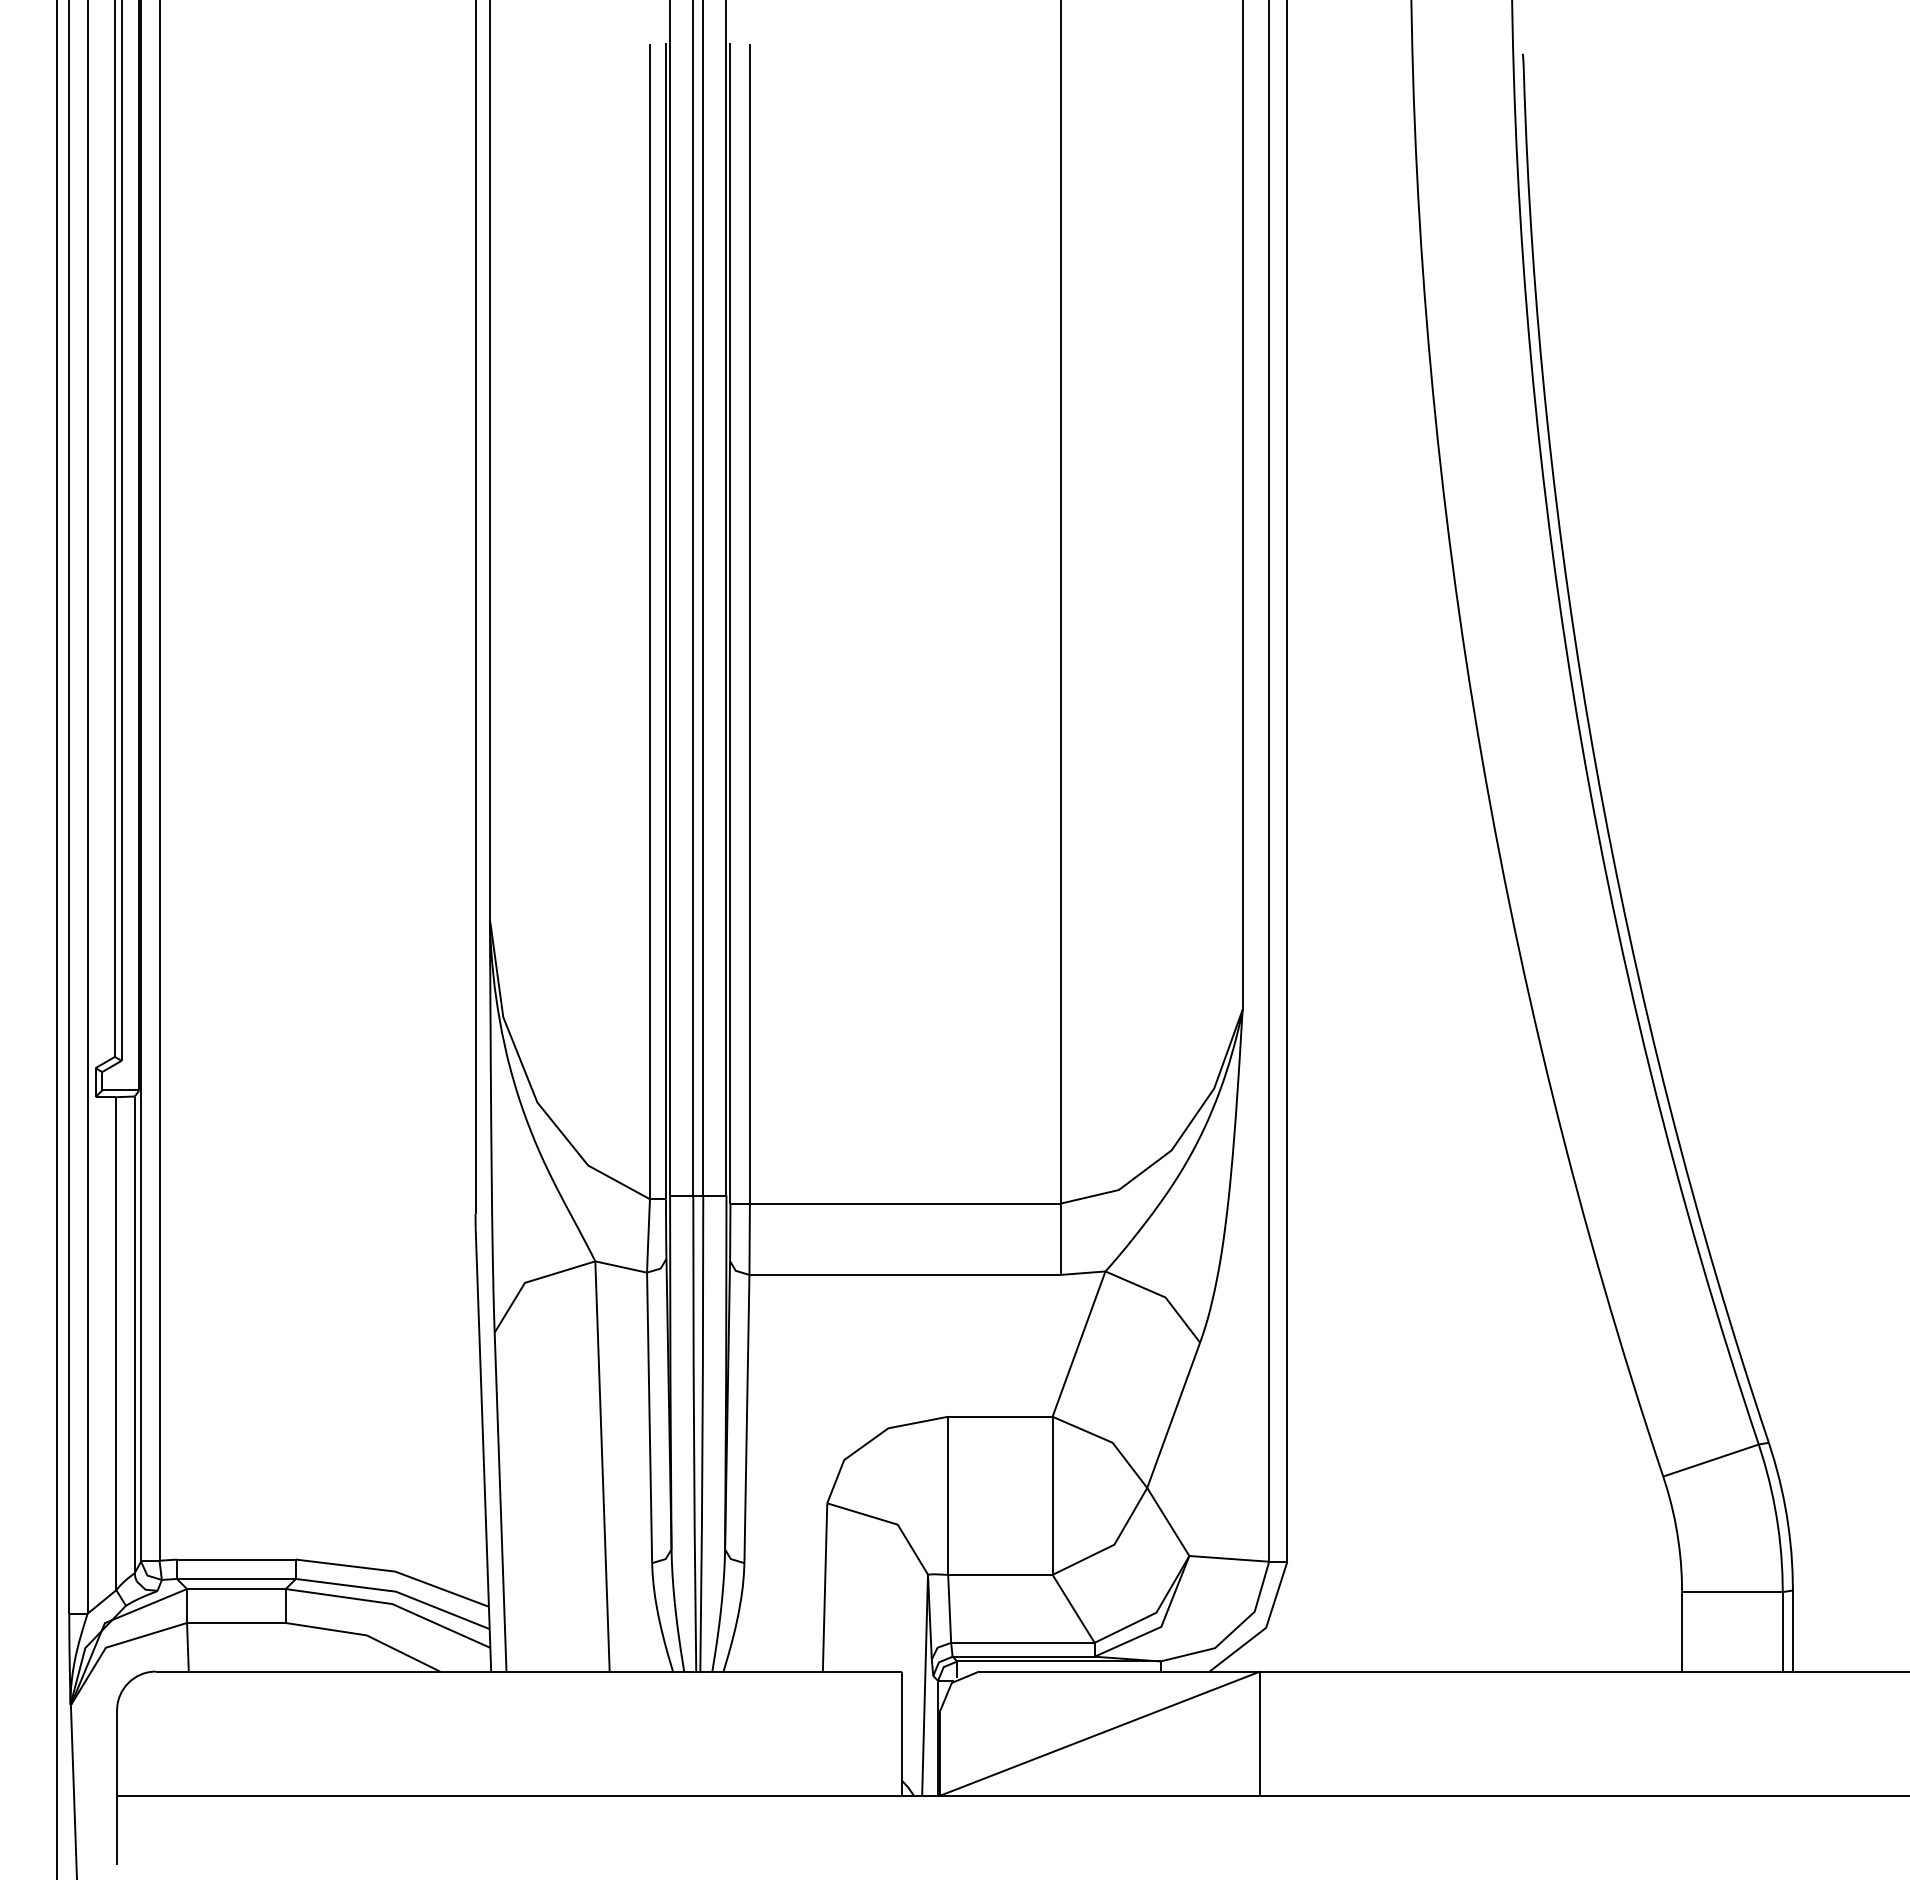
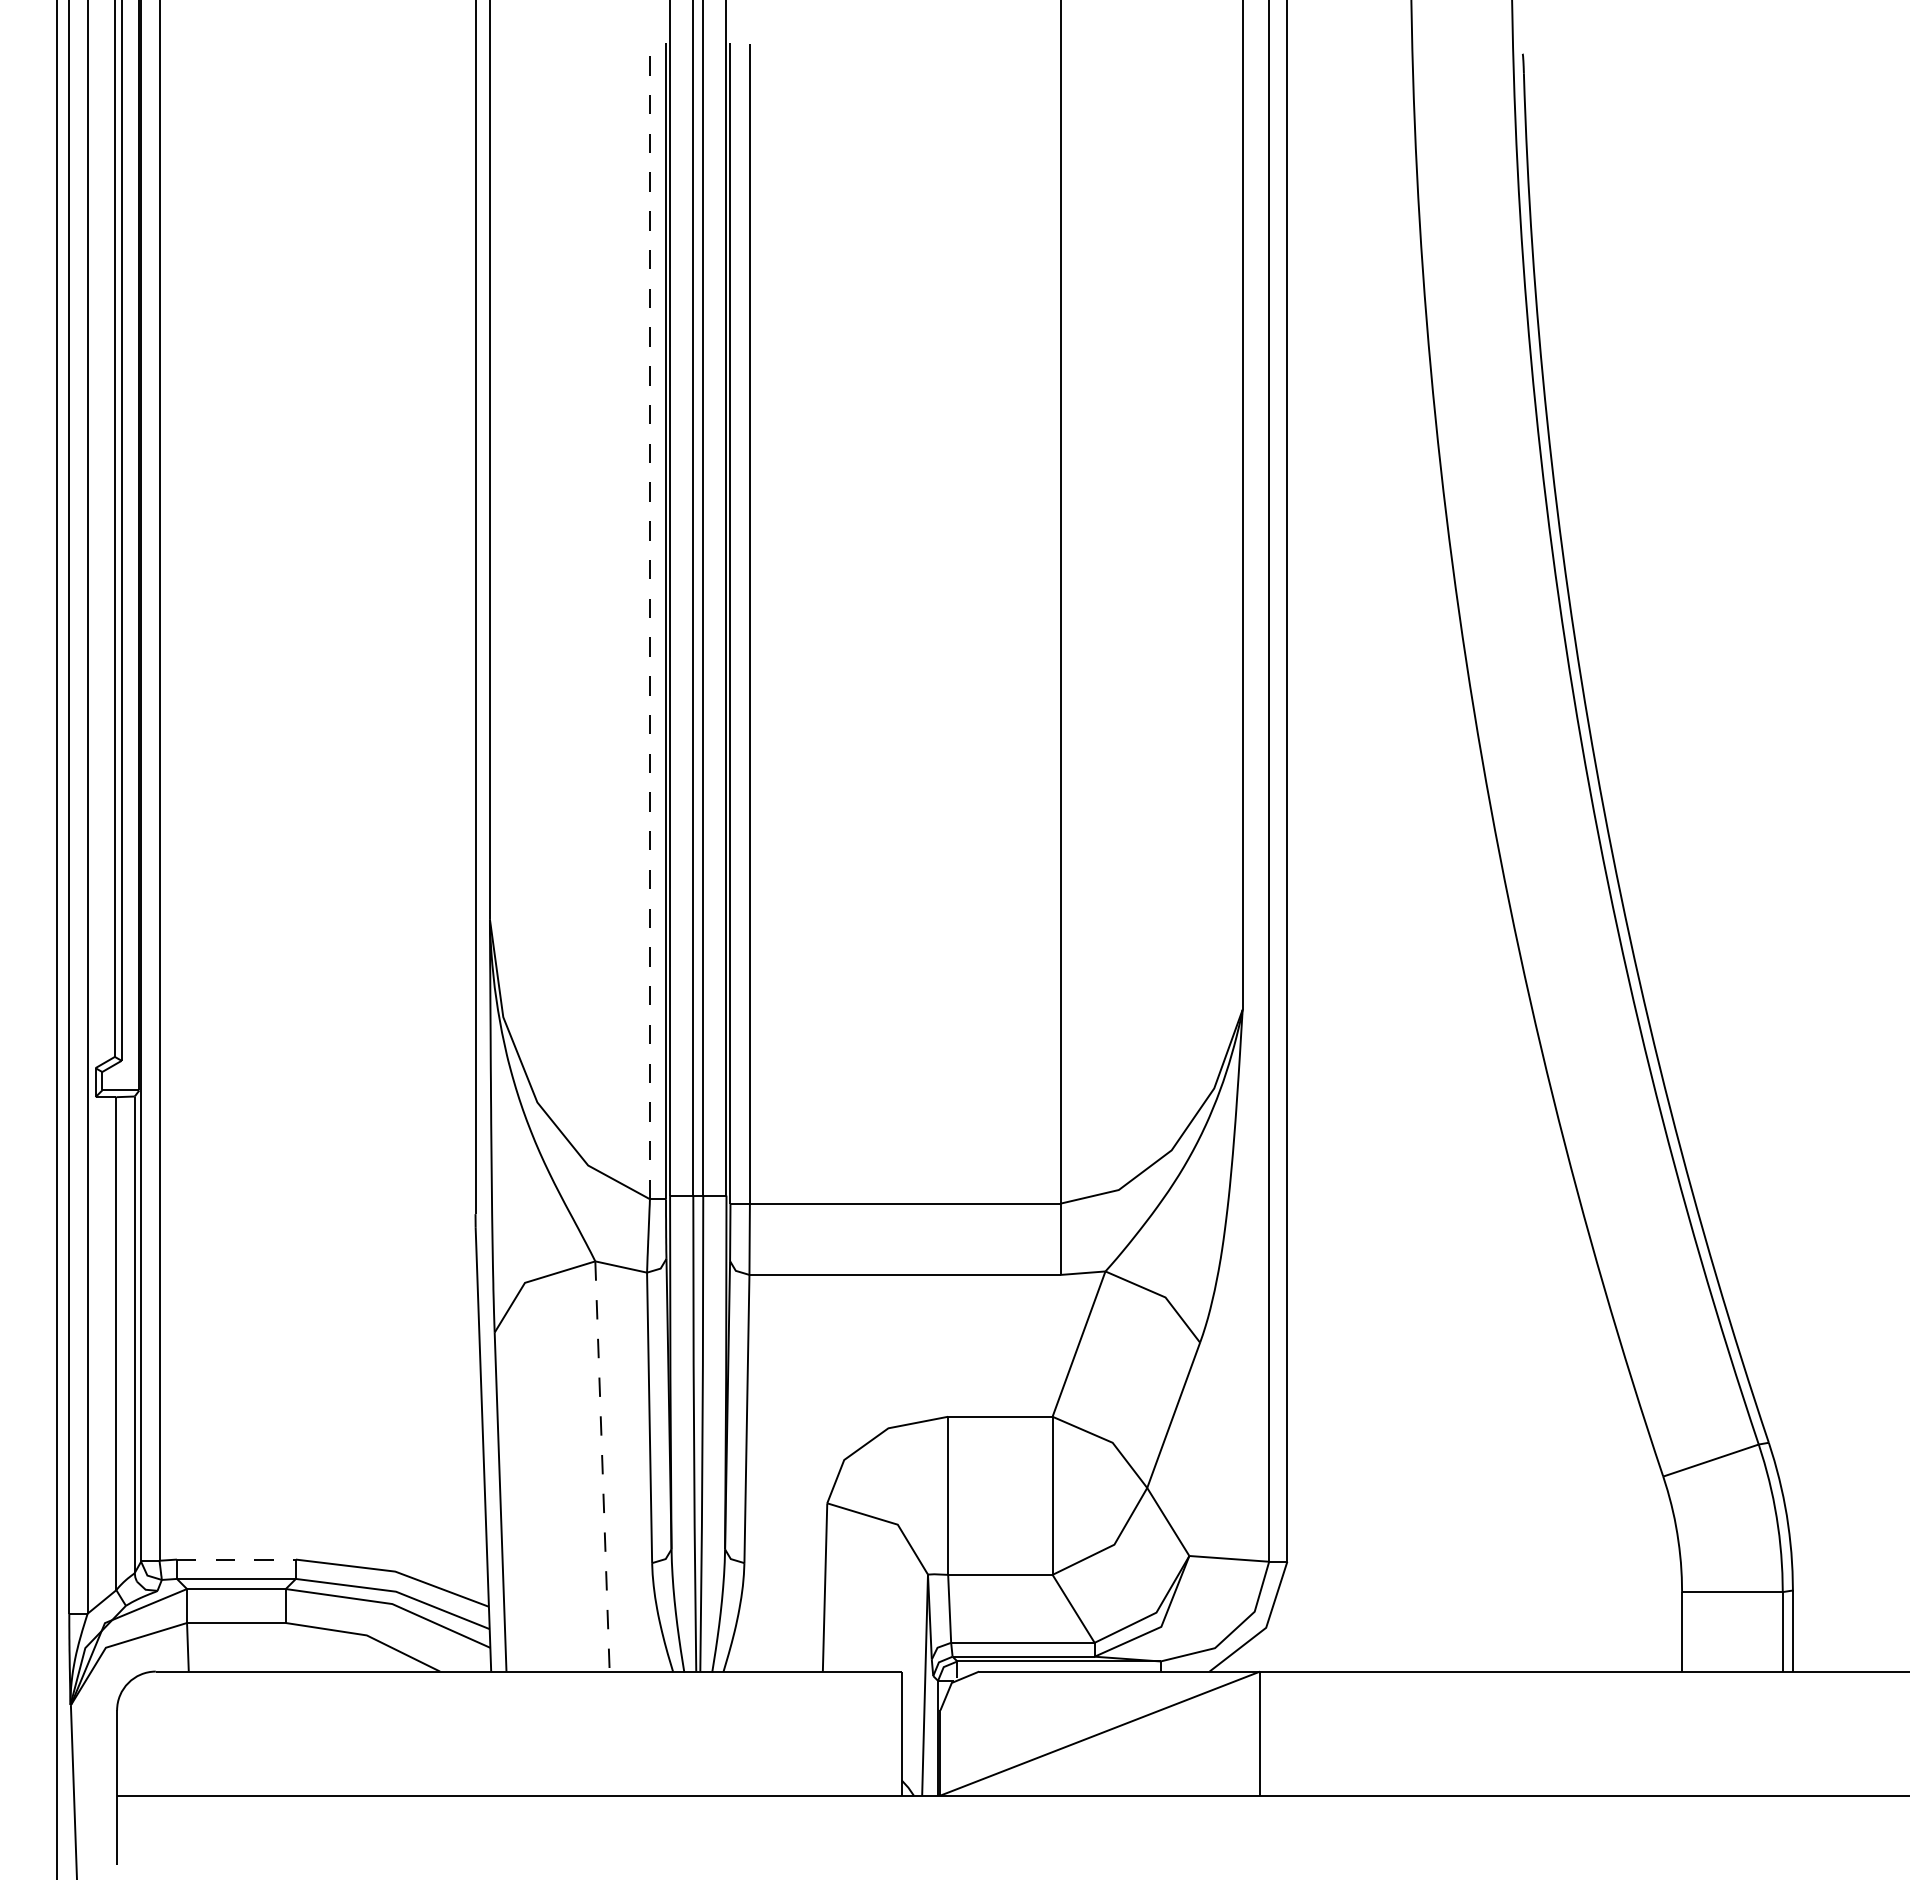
line: solid -> dashed (649, 621)
line: solid -> dashed (602, 1466)
line: solid -> dashed (236, 1559)
